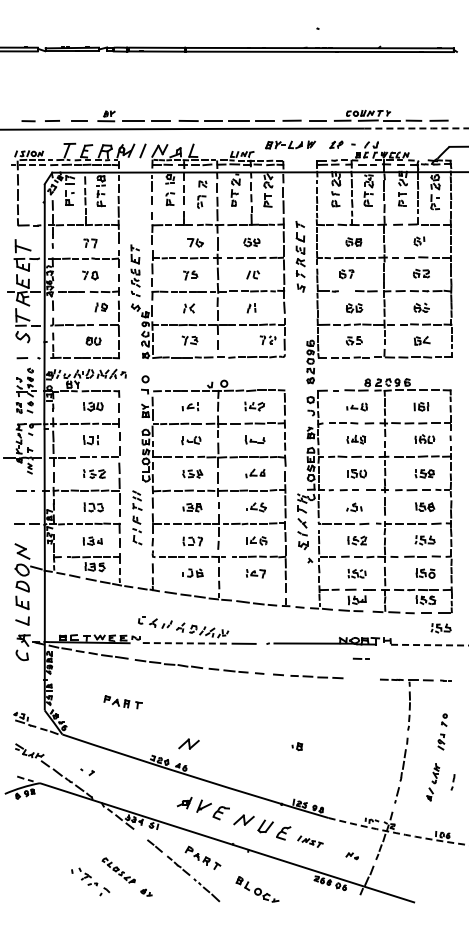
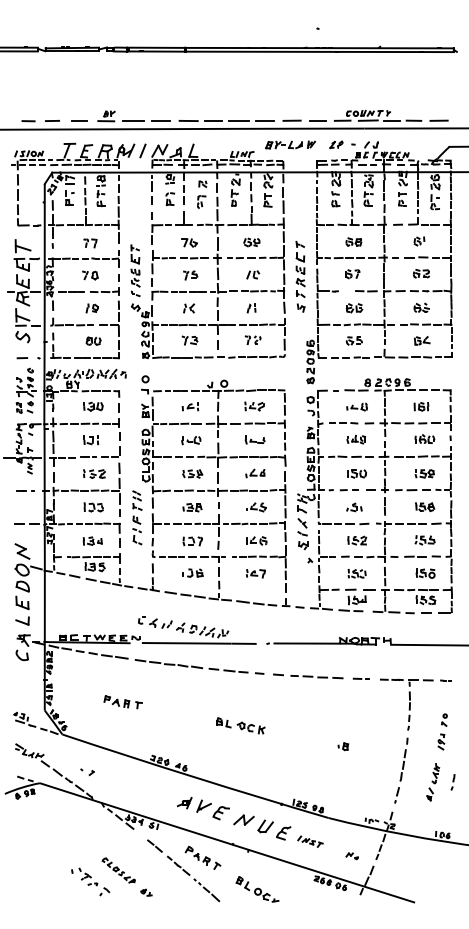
arc: dashed -> solid (416, 128)
part position: (195, 242) -> (189, 242) (189, 242)
part position: (300, 256) -> (300, 276) (300, 276)
part position: (346, 274) -> (352, 274) (352, 274)
part position: (100, 307) -> (91, 308) (91, 308)
part position: (267, 340) -> (252, 340) (252, 340)
part: present -> none (440, 628)
line: dashed -> solid (186, 643)
line: dashed -> solid (429, 645)
line position: (360, 658) -> (360, 678) (360, 678)
part: none -> present (240, 725)
part: present -> none (188, 743)
part position: (297, 746) -> (343, 746) (343, 746)
arc: dashed -> solid (398, 833)
